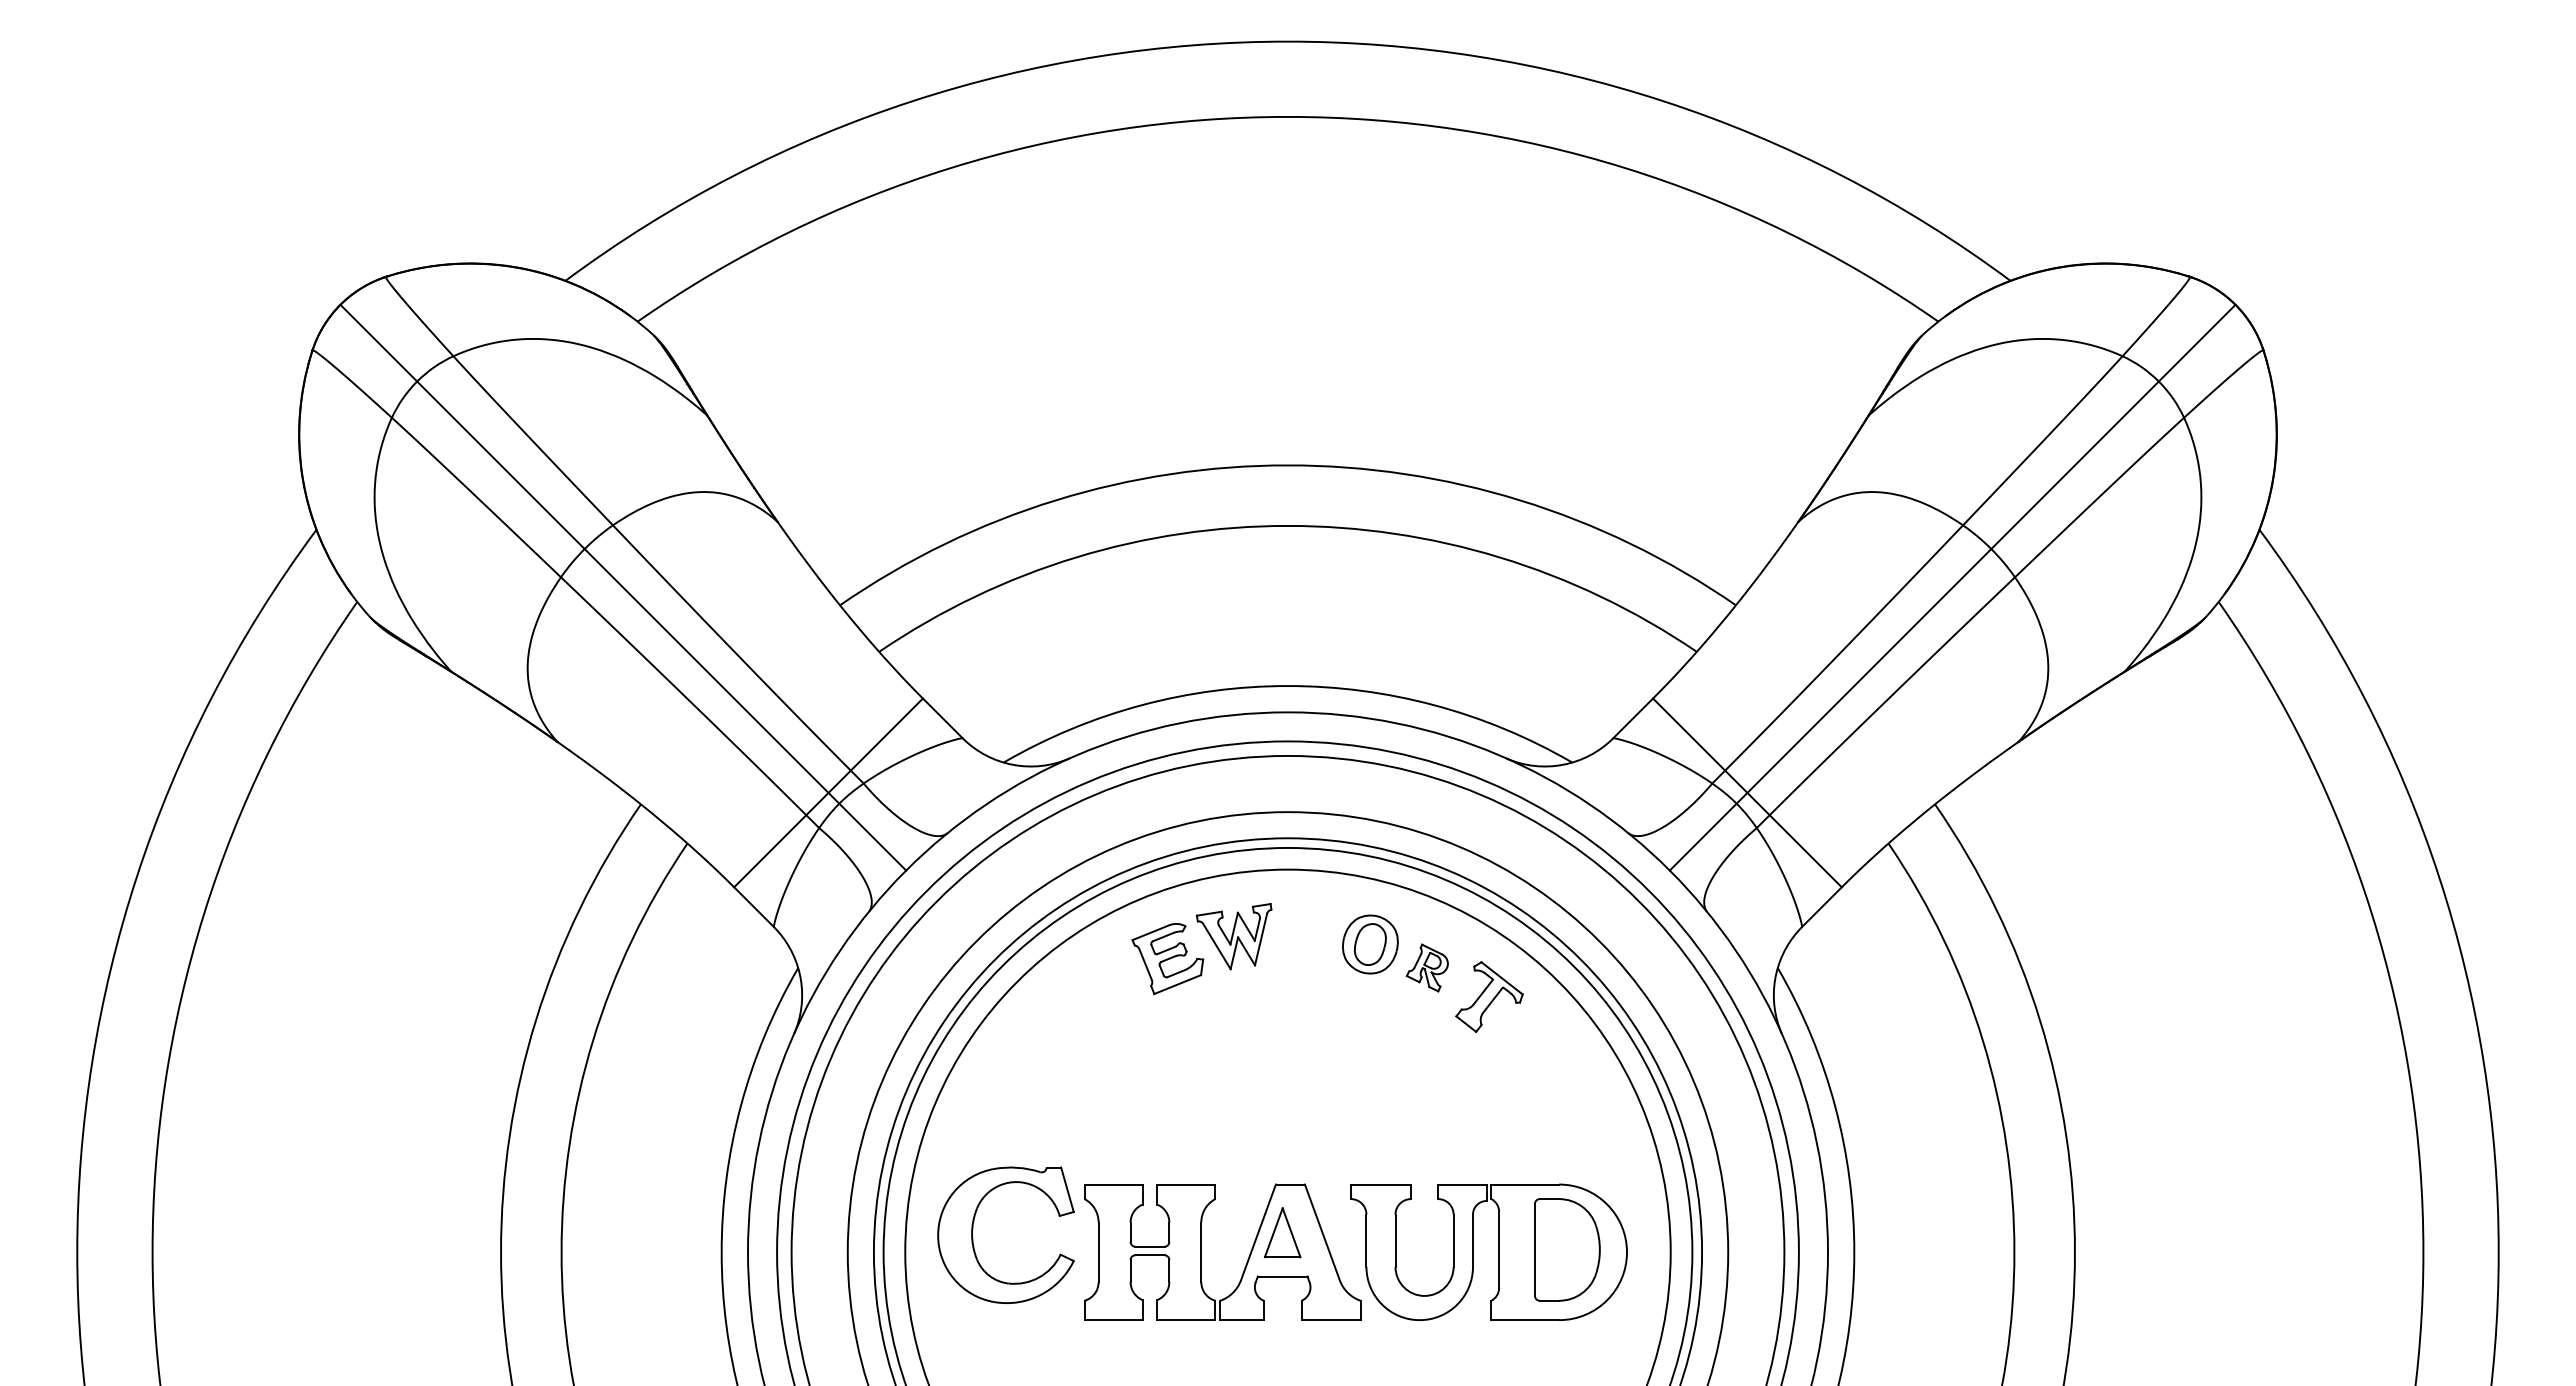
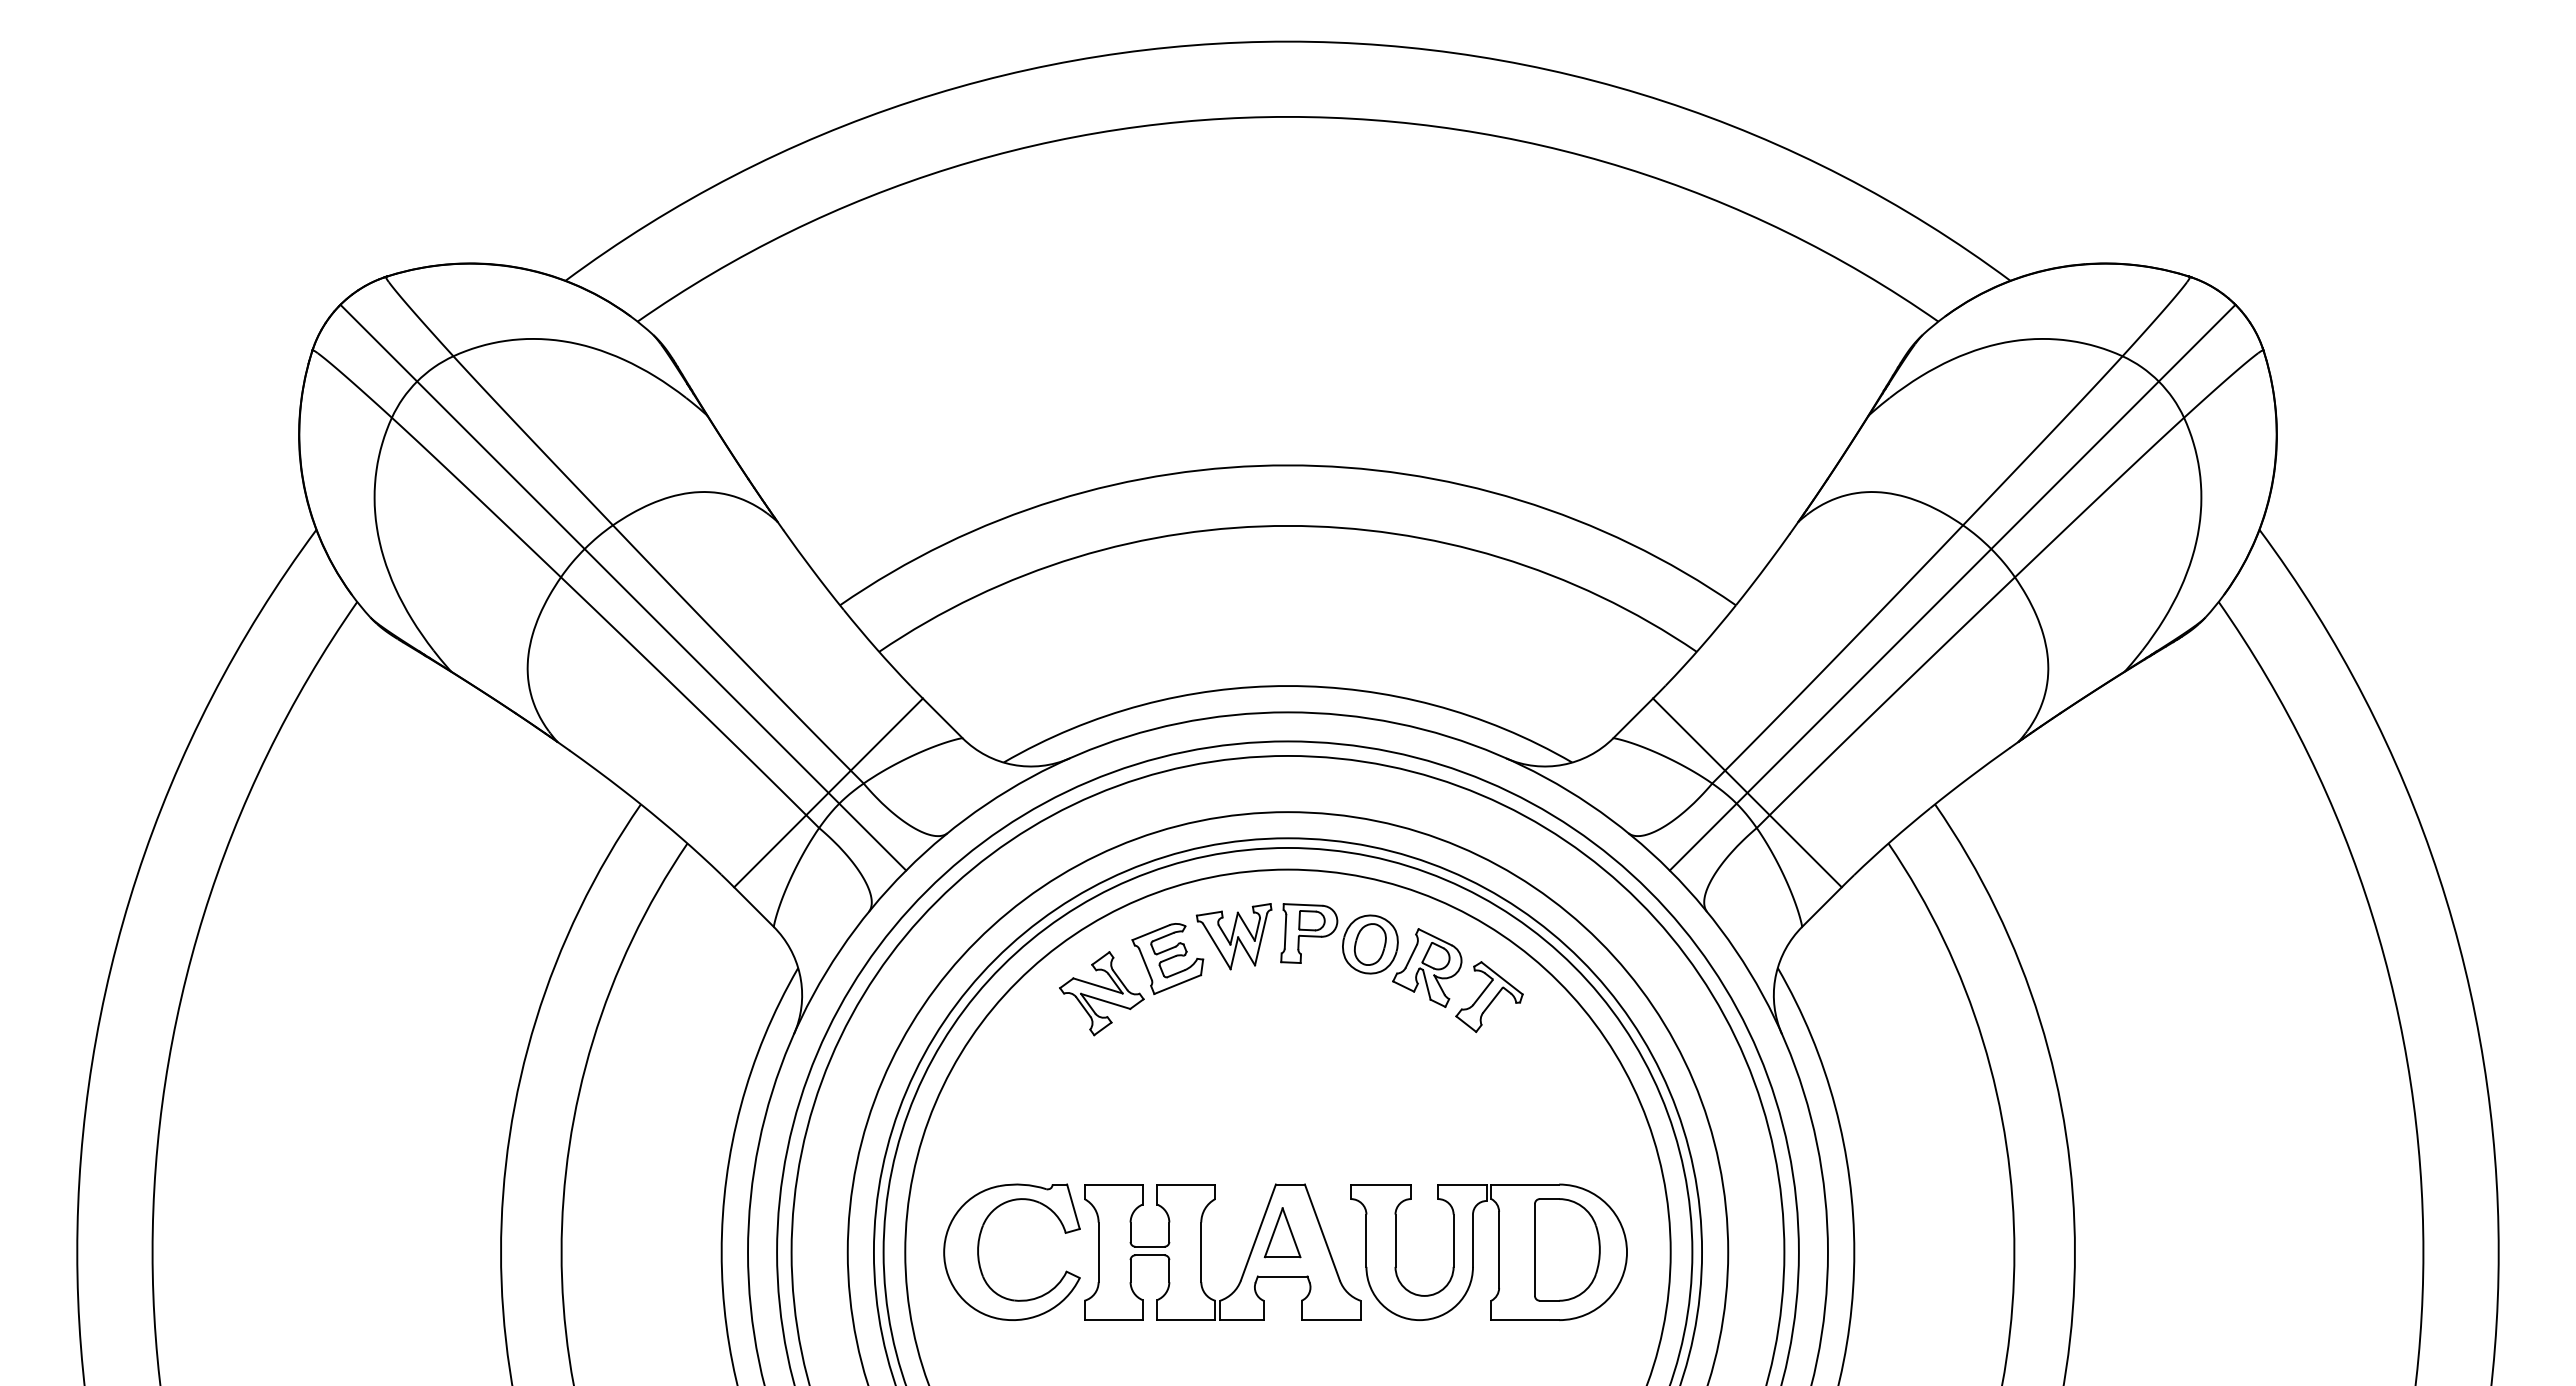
part: none -> present (1309, 933)
part size: 44x50 px -> 71x80 px (1427, 967)
part: none -> present (1101, 993)
part position: (973, 1238) -> (979, 1255) (979, 1255)
